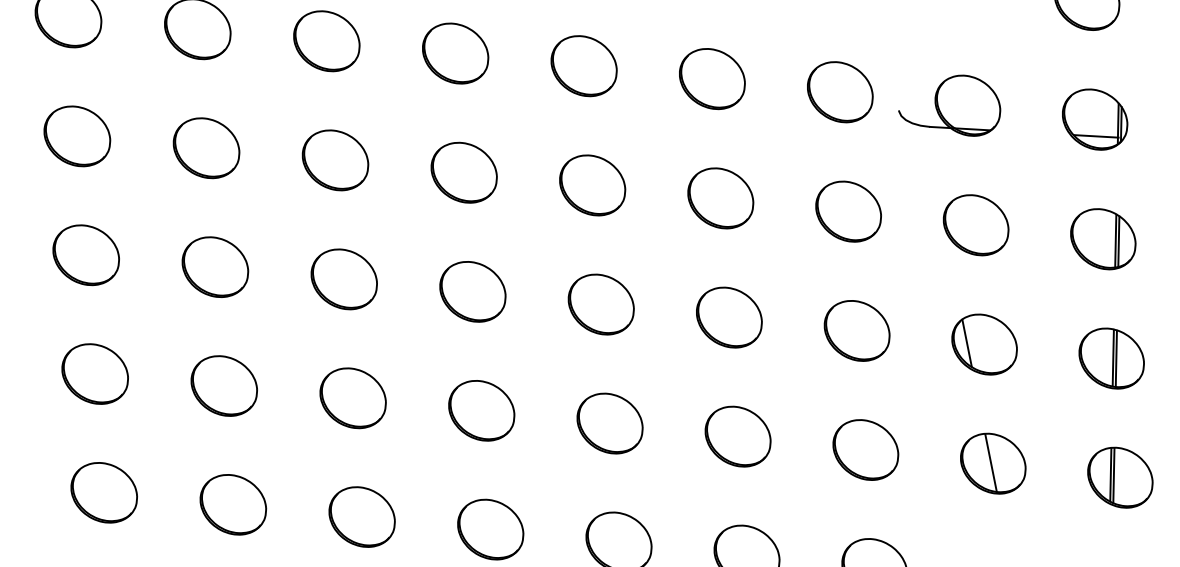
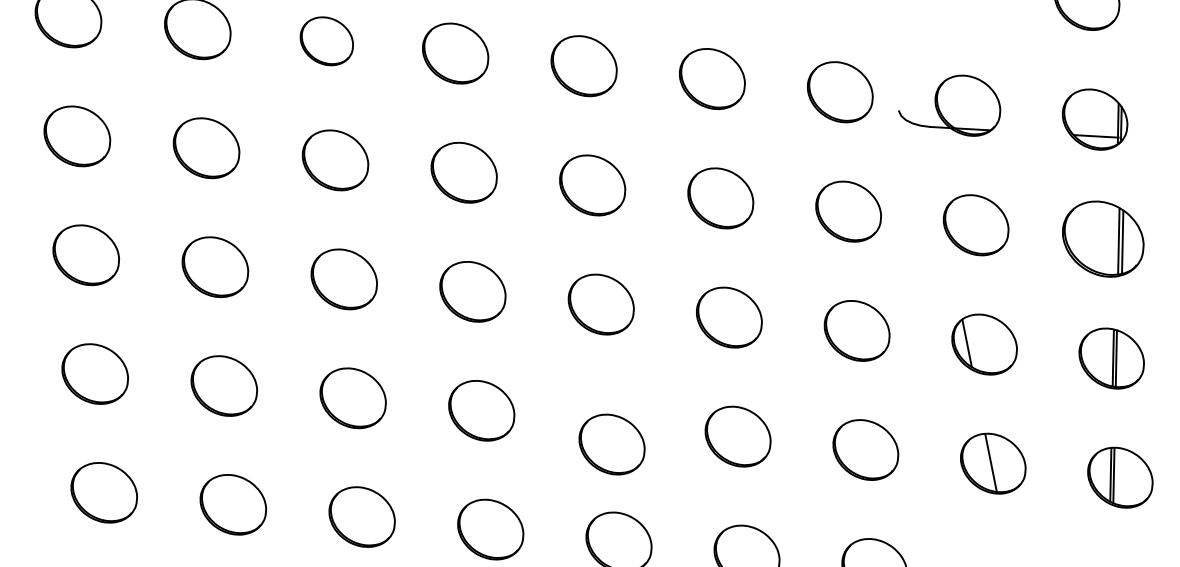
part size: 68x63 px -> 55x51 px (326, 41)
part size: 67x63 px -> 83x78 px (1103, 238)
part position: (609, 423) -> (611, 444) (611, 444)
